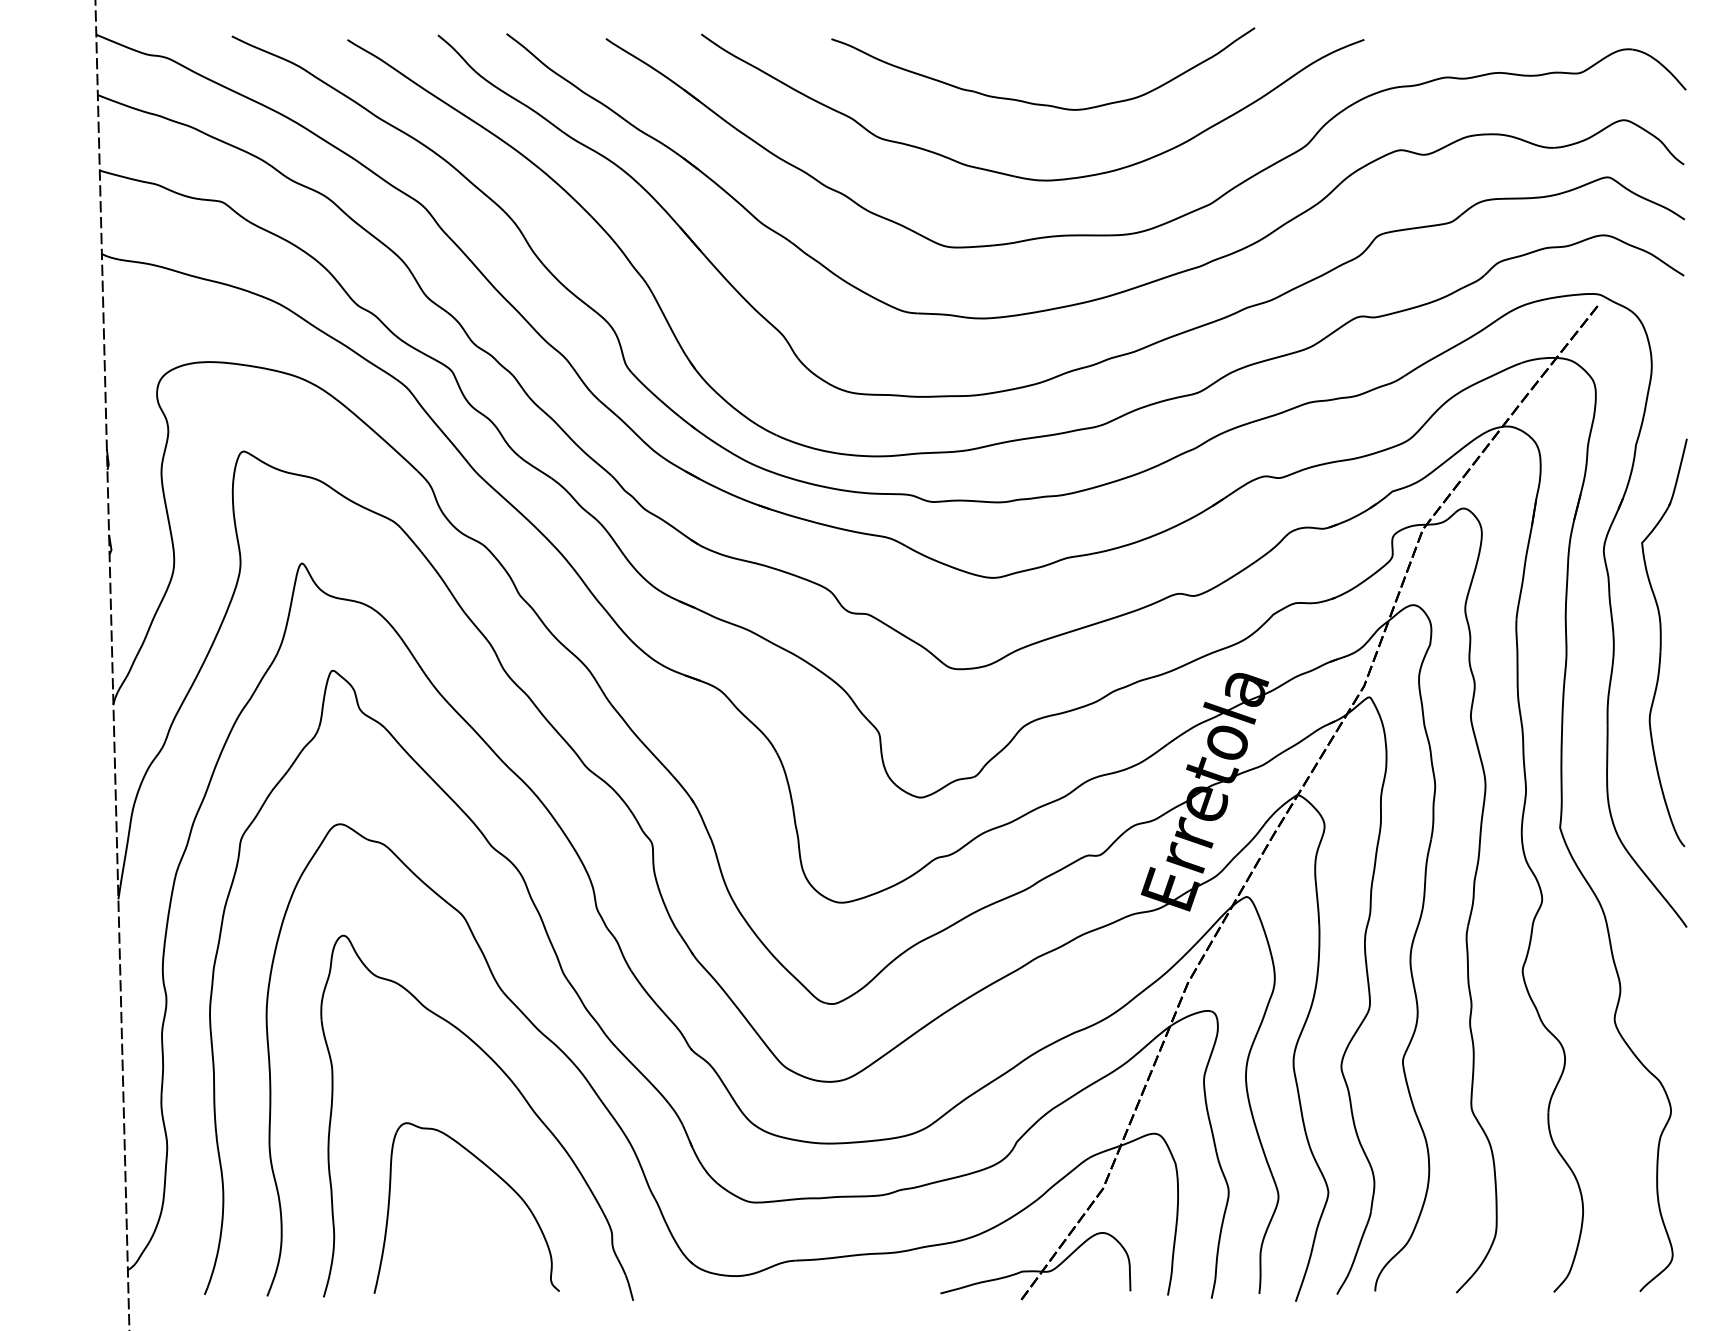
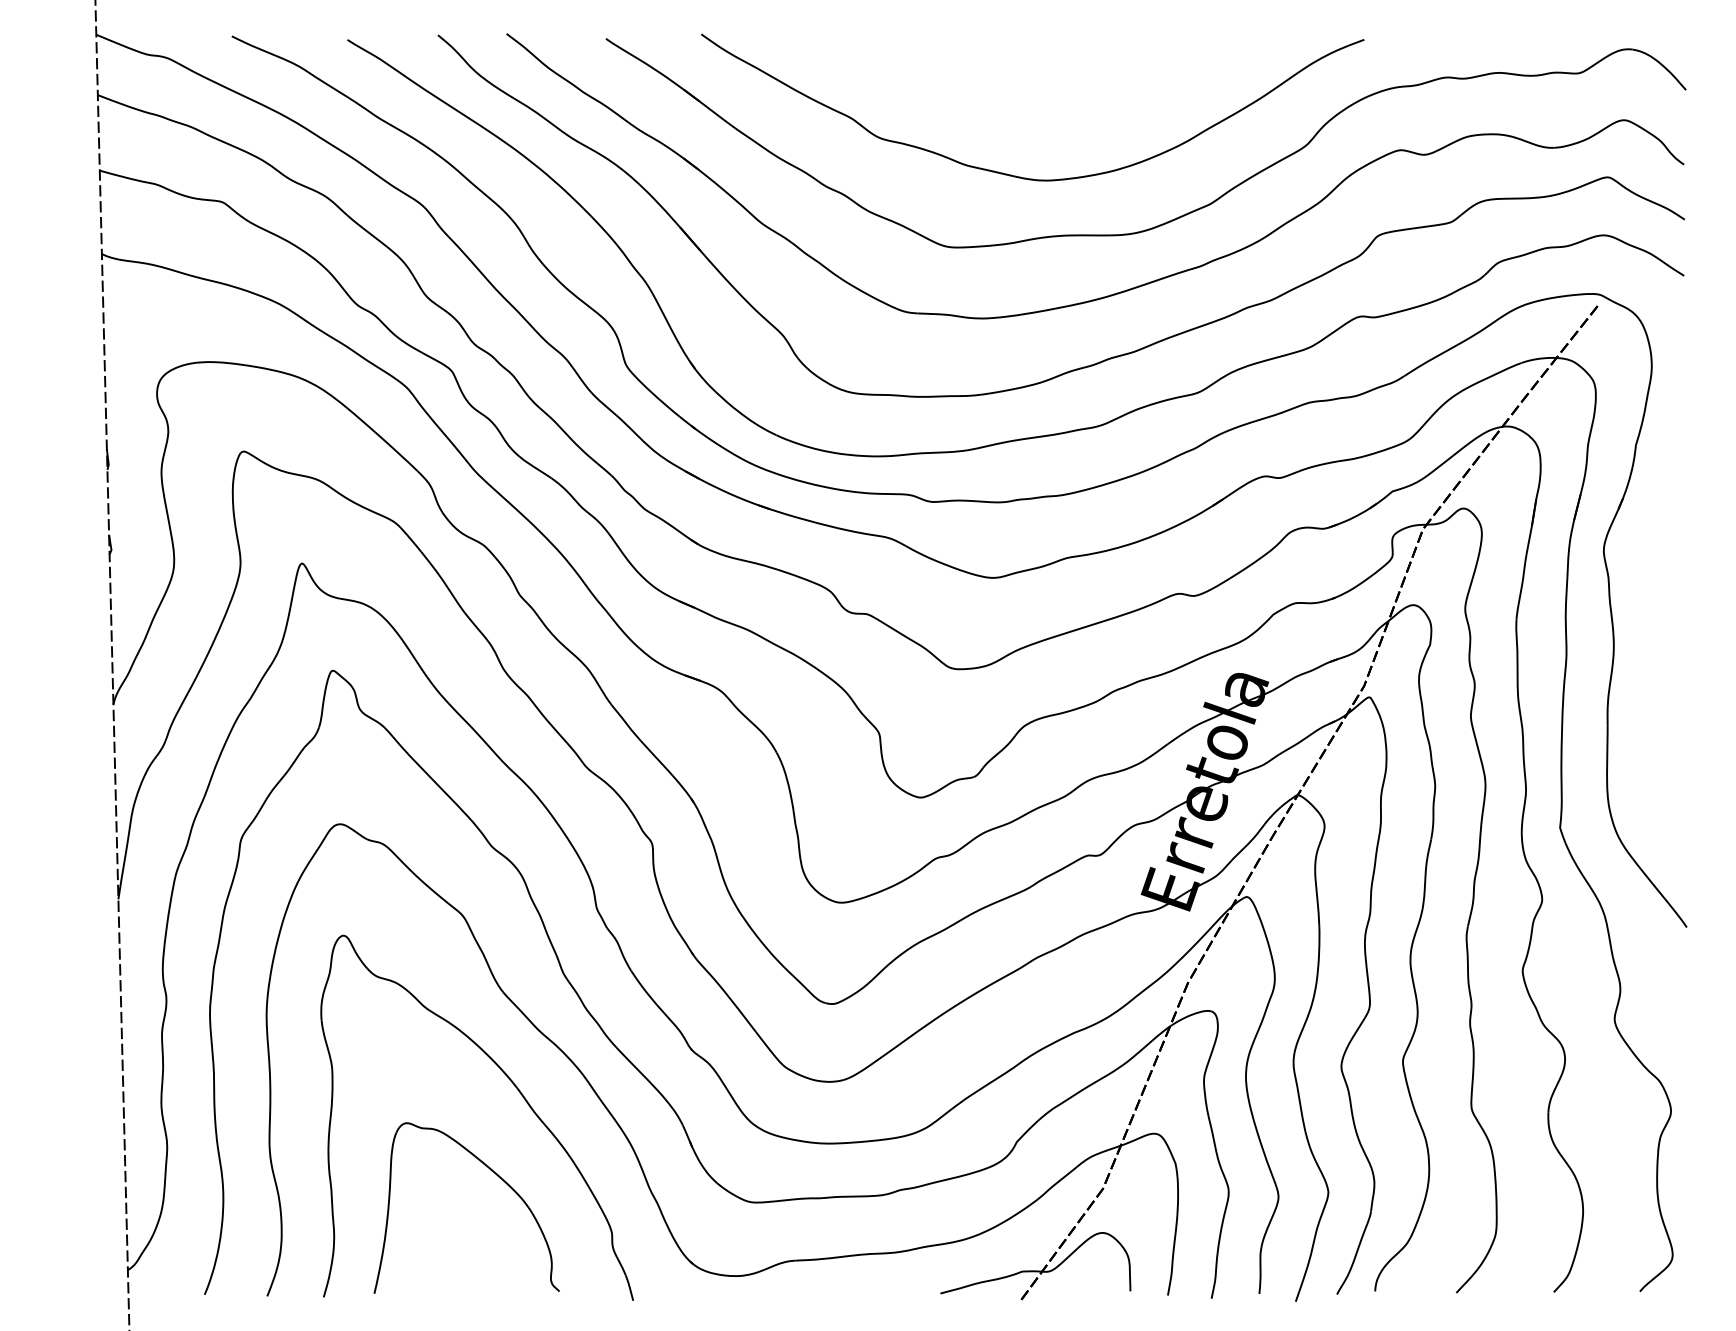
part: present -> none (1040, 103)
part: present -> none (1664, 642)
